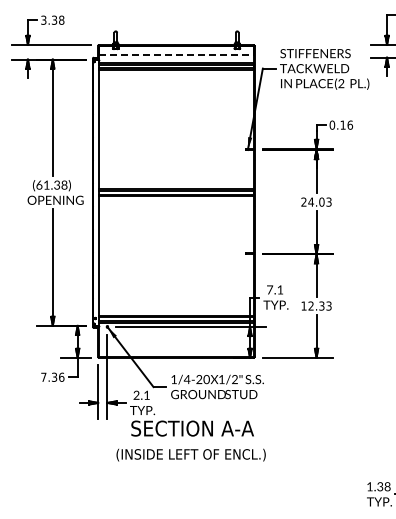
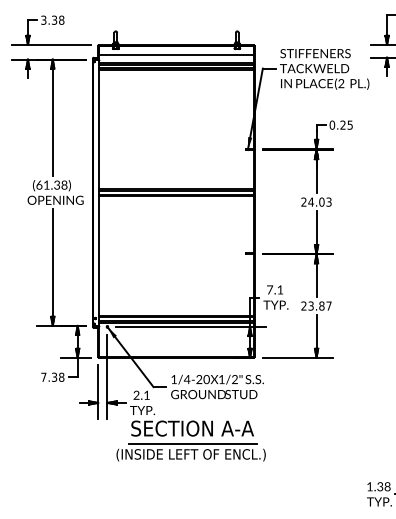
line: dashed -> solid (177, 55)
text: 0.16 -> 0.25 (346, 124)
text: 12.33 -> 23.87 (316, 305)
text: 7.36 -> 7.38 (61, 376)
line: none -> present (192, 444)
